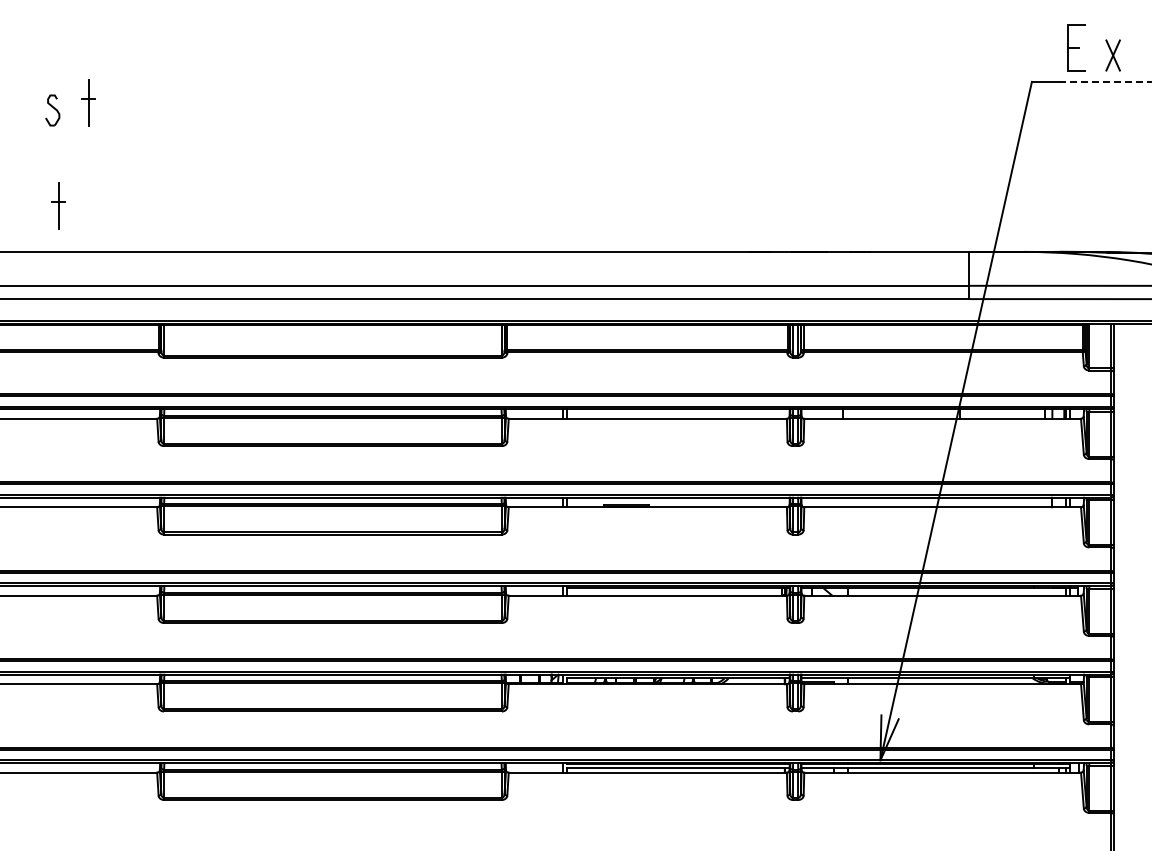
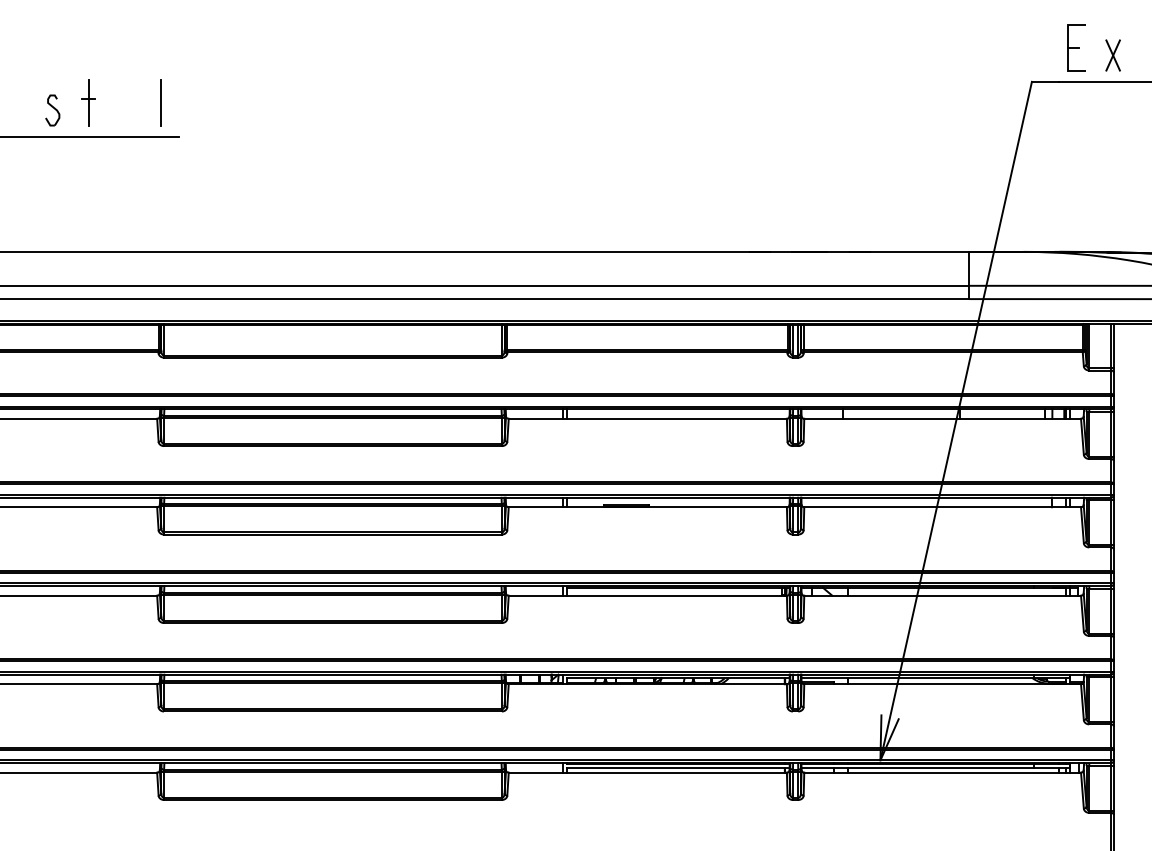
line: dashed -> solid (1105, 81)
line: none -> present (160, 102)
line: none -> present (90, 136)
part: present -> none (58, 205)
